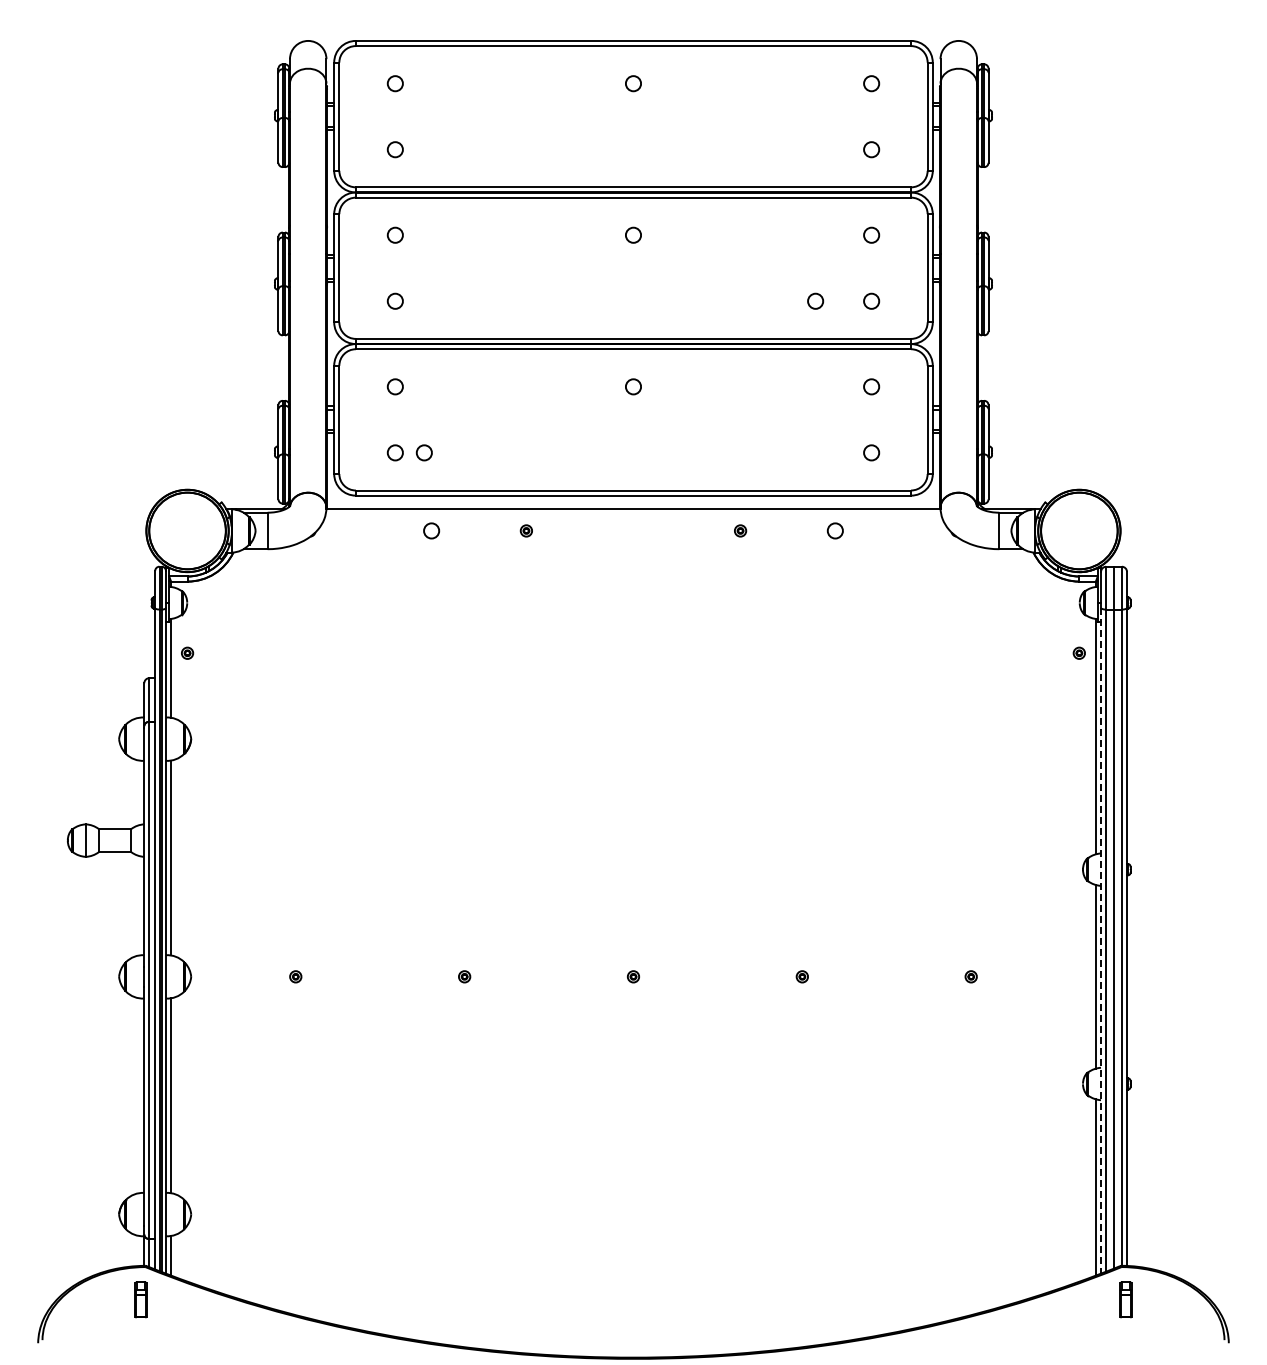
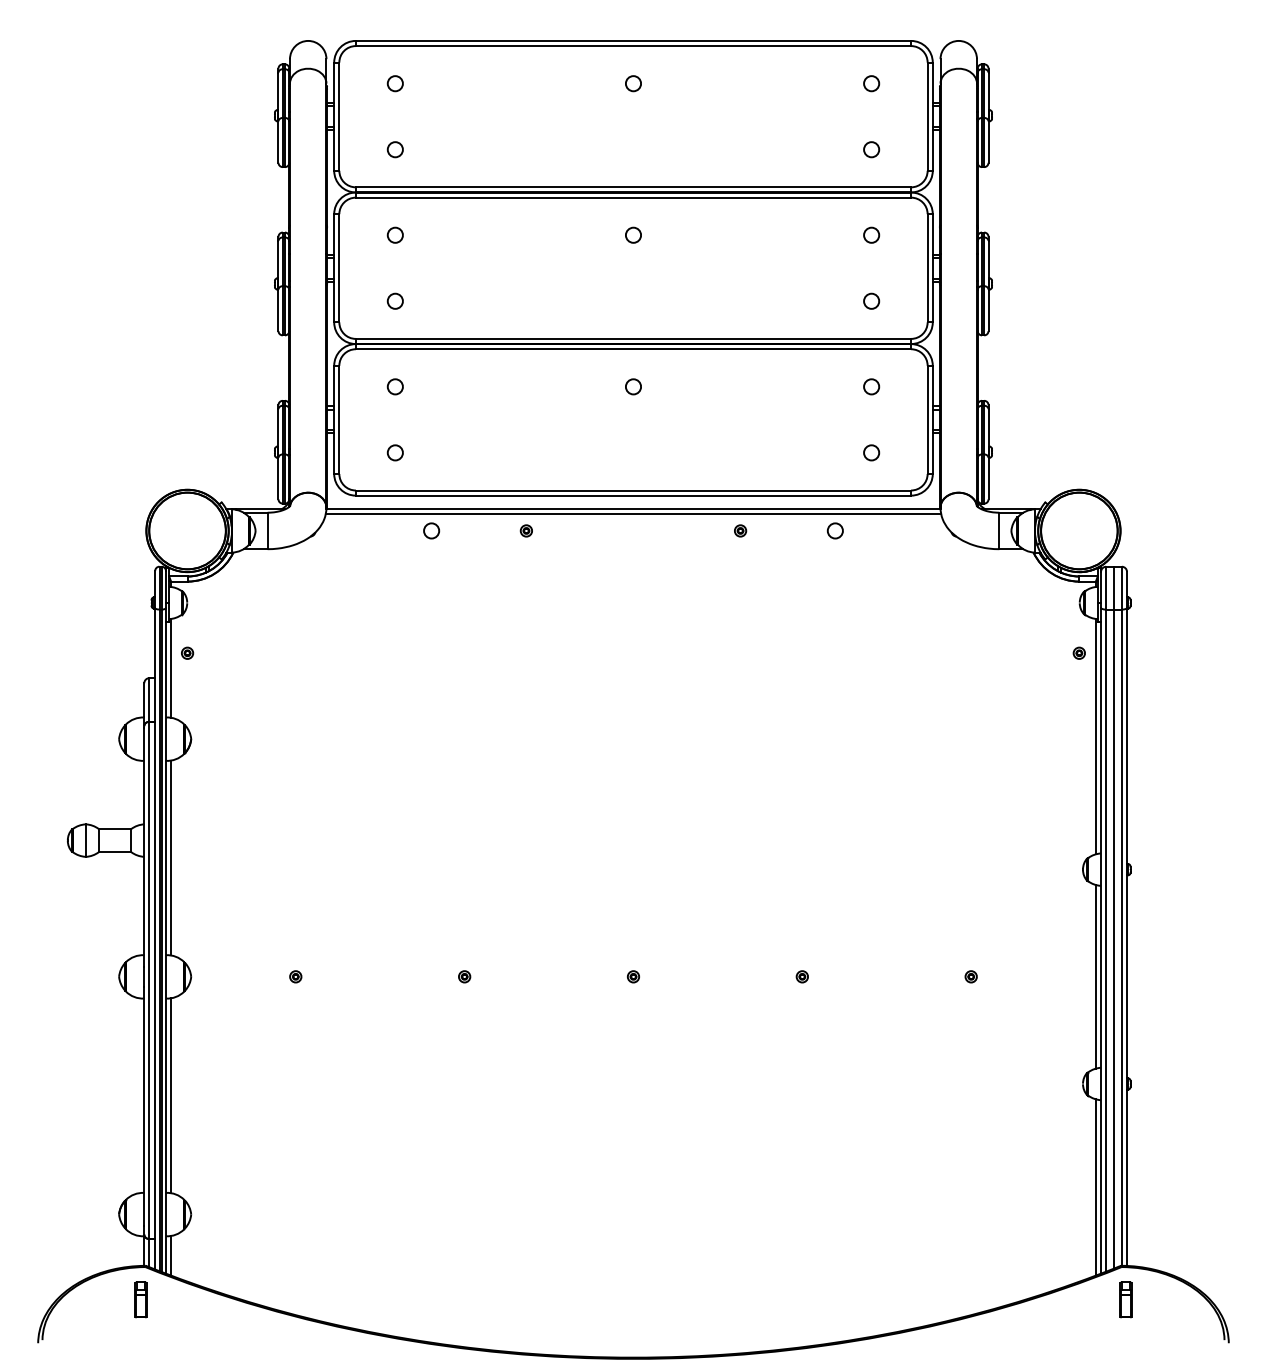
circle: present -> none (815, 300)
circle: present -> none (423, 452)
line: none -> present (633, 514)
line: dashed -> solid (1100, 940)
